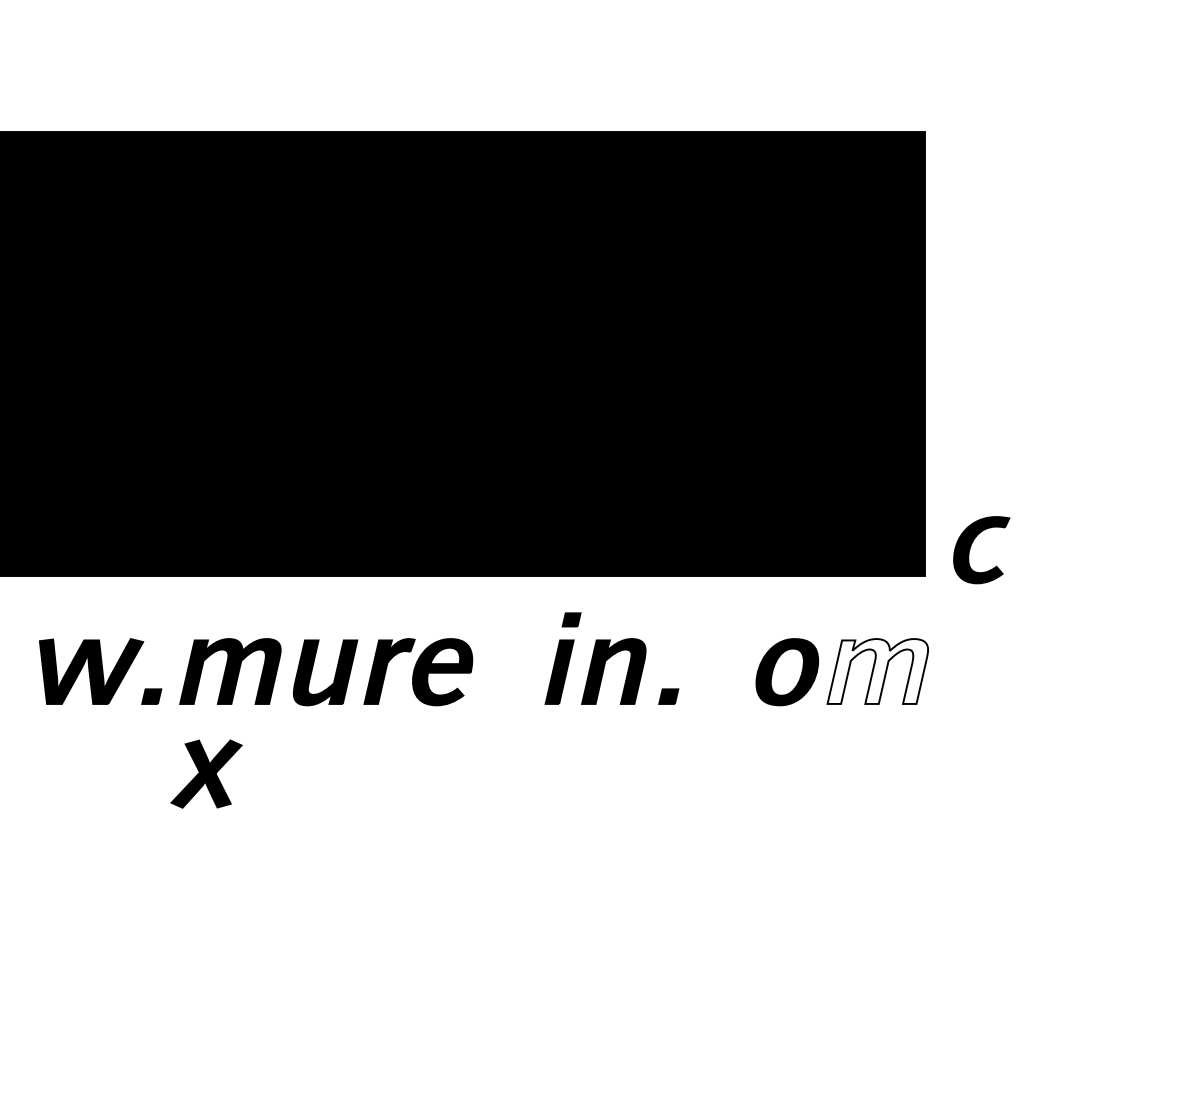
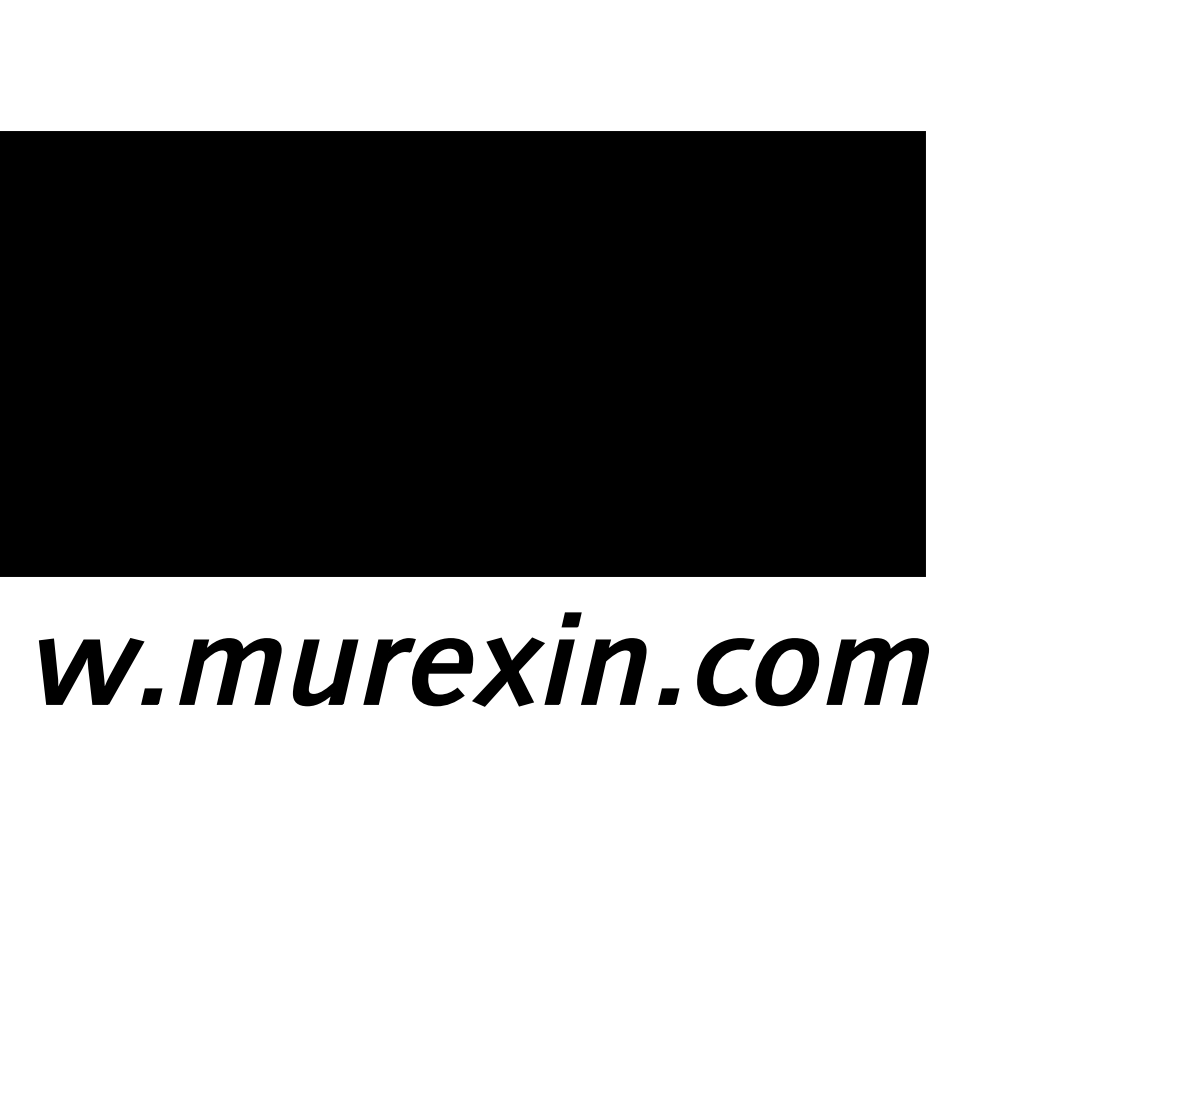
part position: (971, 546) -> (715, 668) (715, 668)
fill: none -> present (877, 671)
part position: (206, 773) -> (508, 671) (508, 671)
